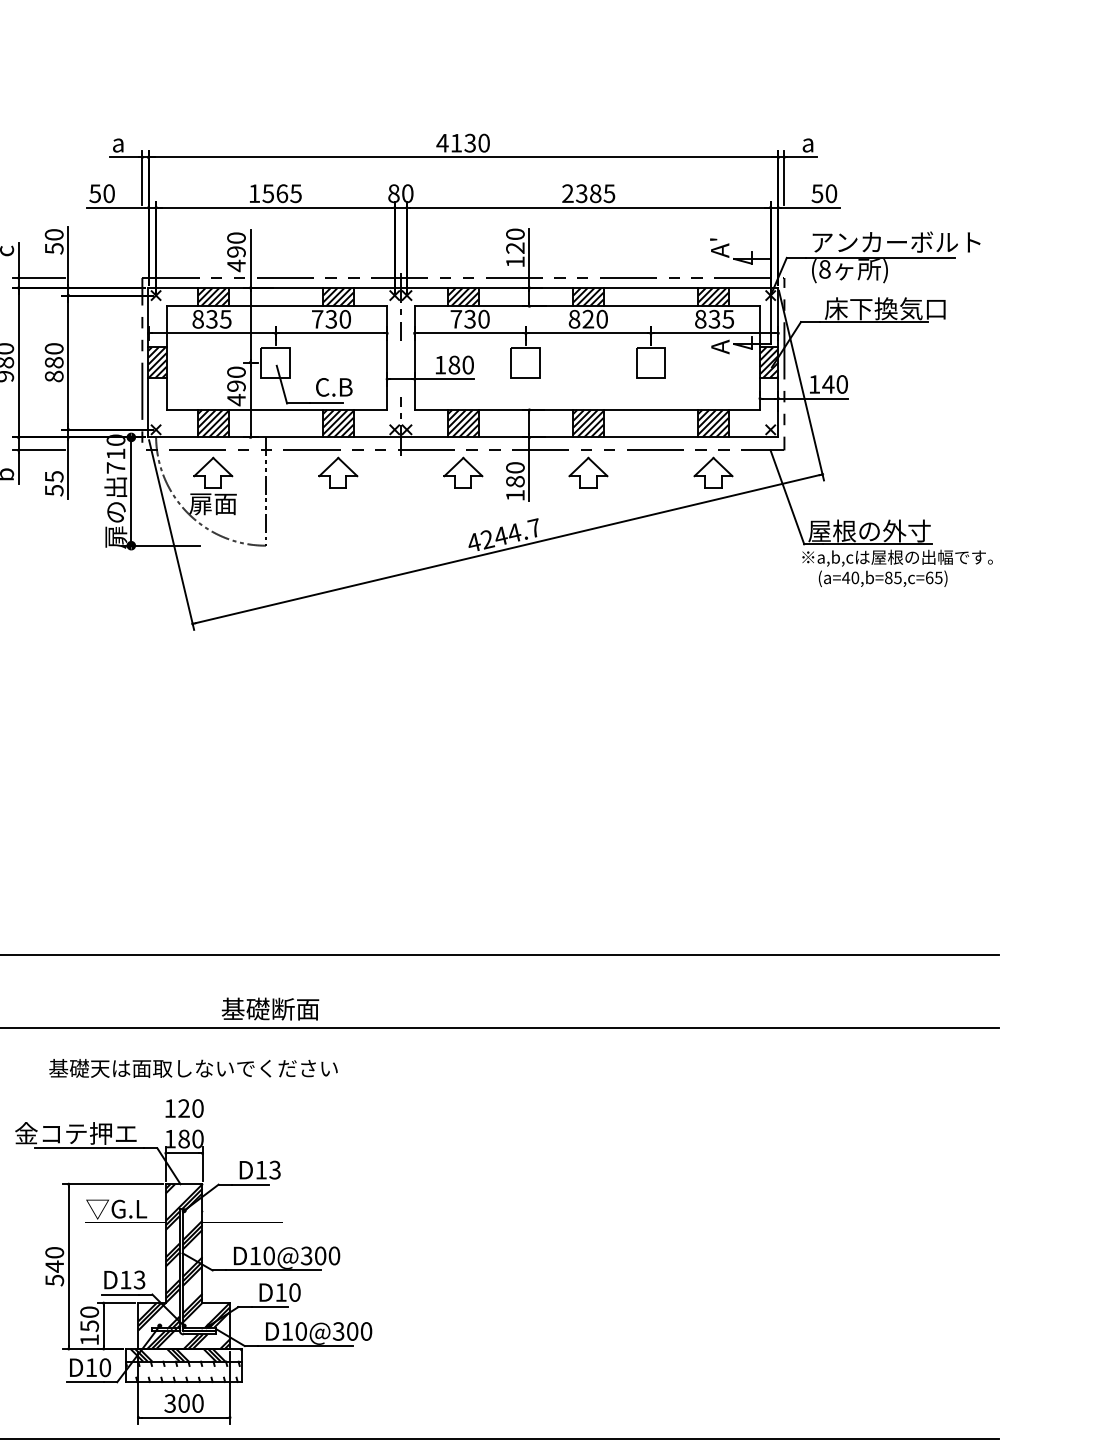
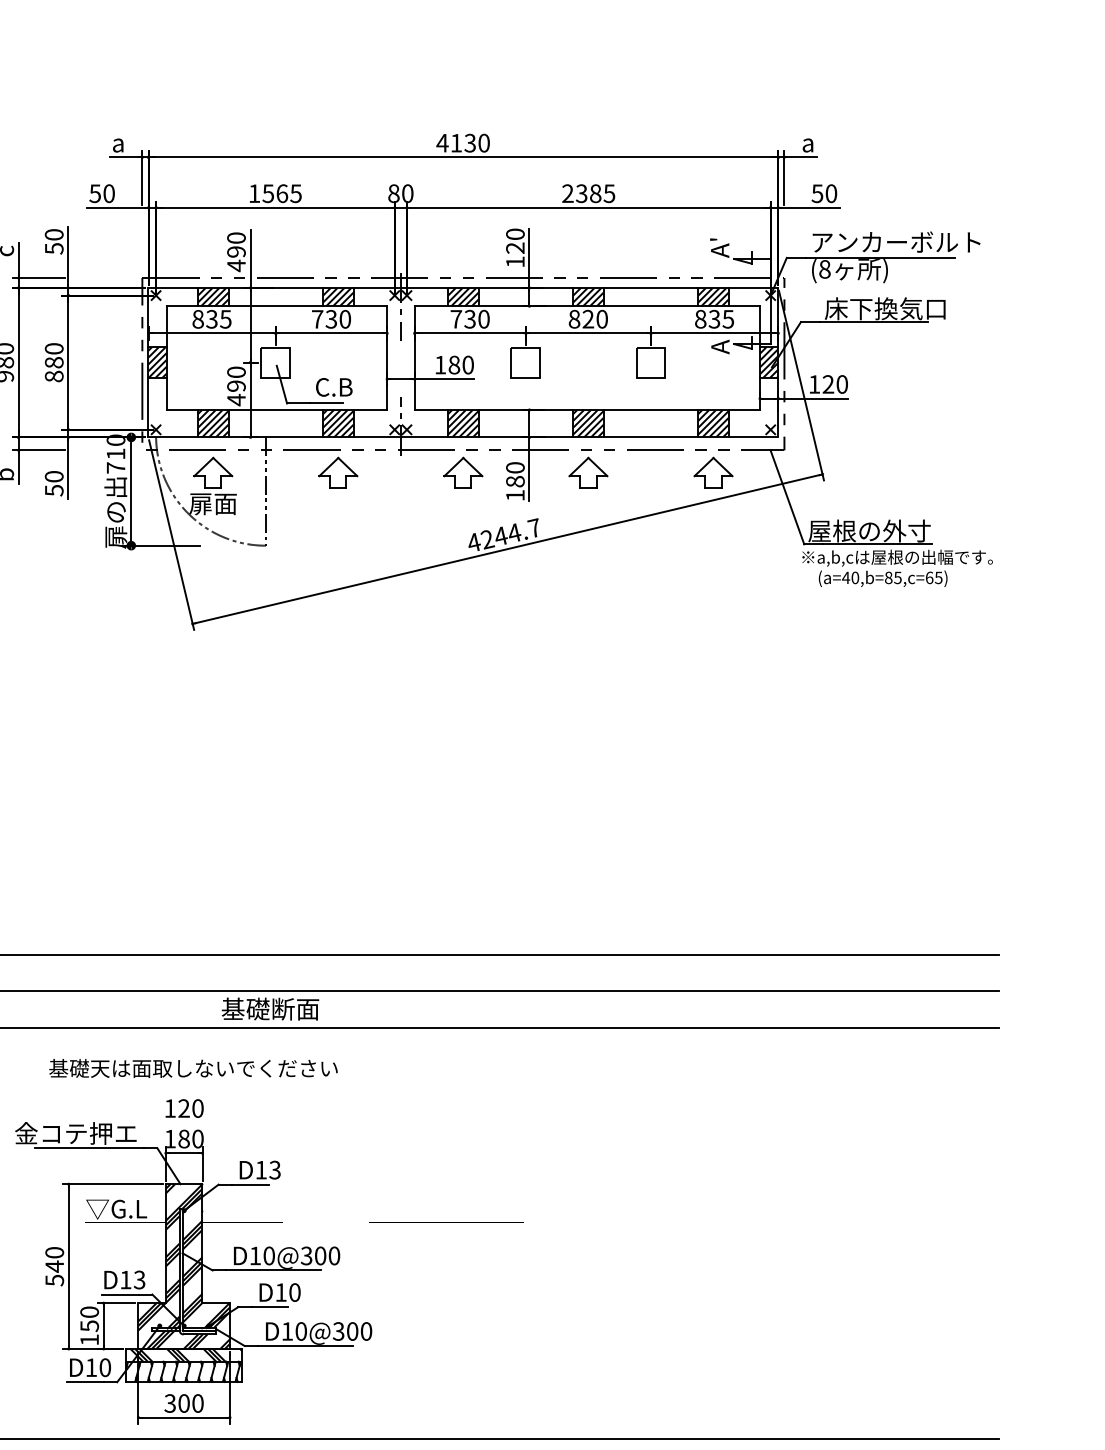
text: 140 -> 120 (828, 384)
text: 55 -> 50 (53, 476)
line: none -> present (500, 991)
line: none -> present (446, 1222)
hatch: none -> present (183, 1371)
